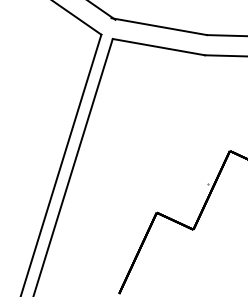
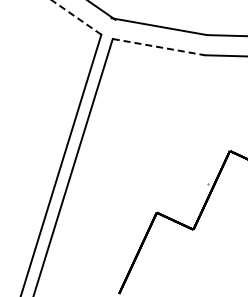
line: solid -> dashed (76, 17)
line: solid -> dashed (158, 47)
